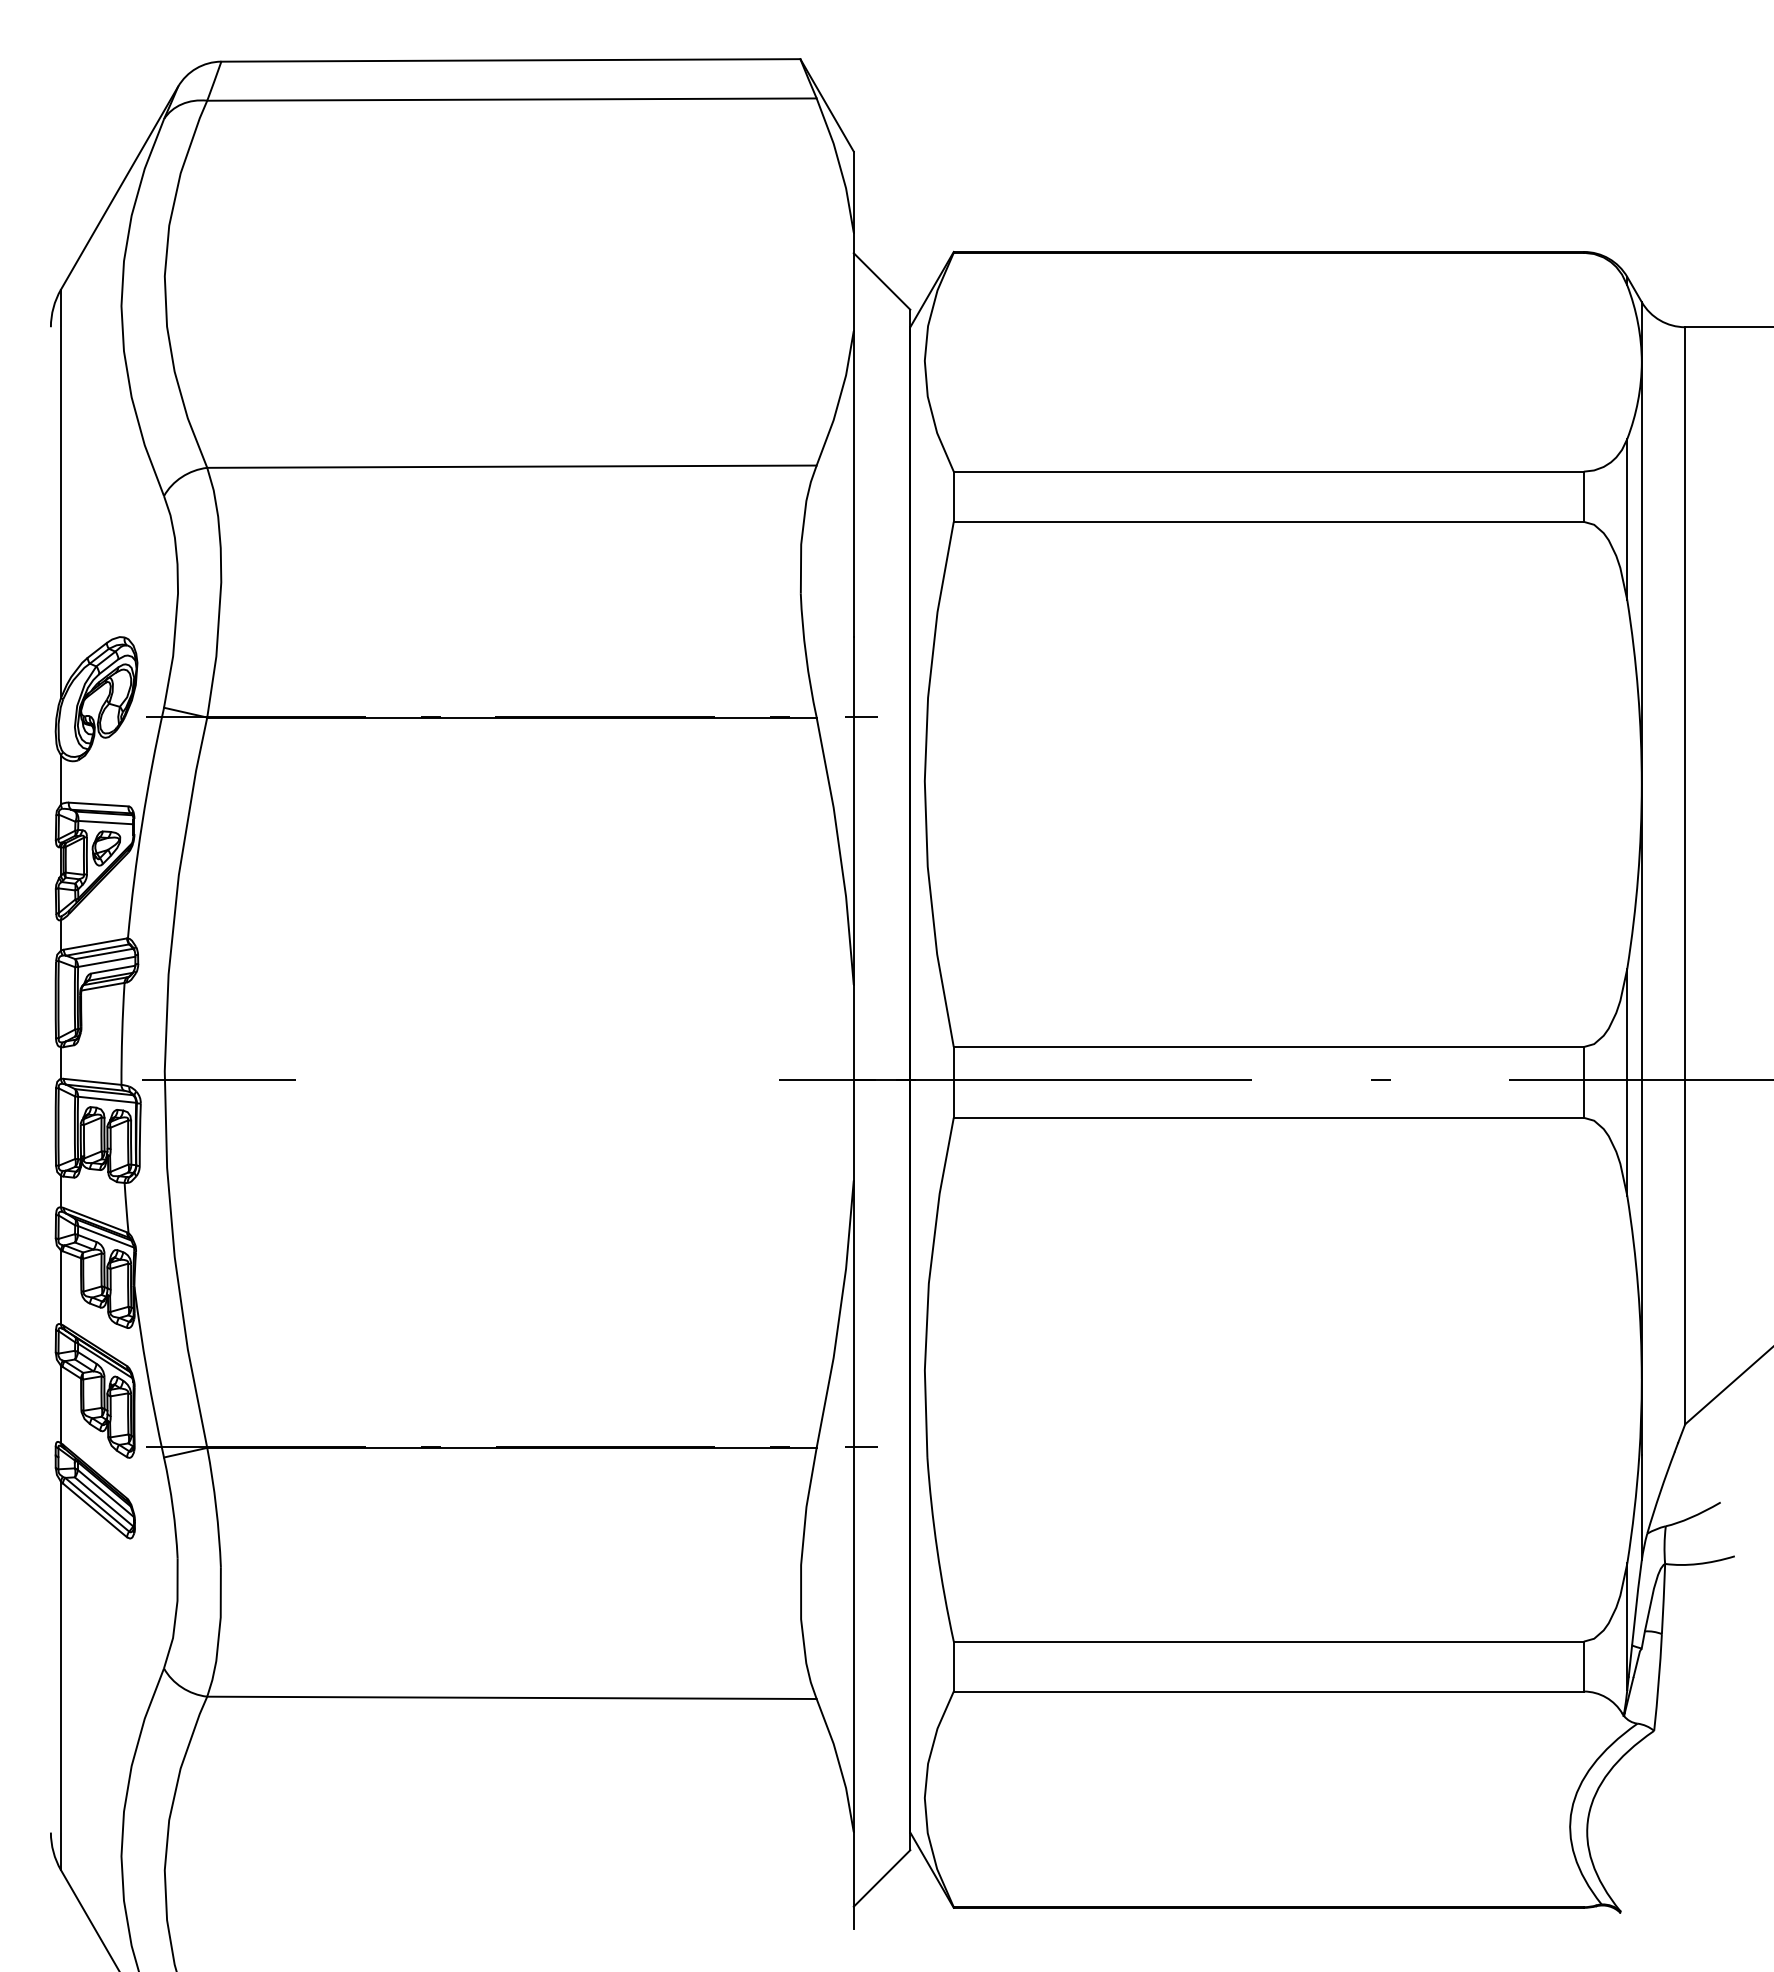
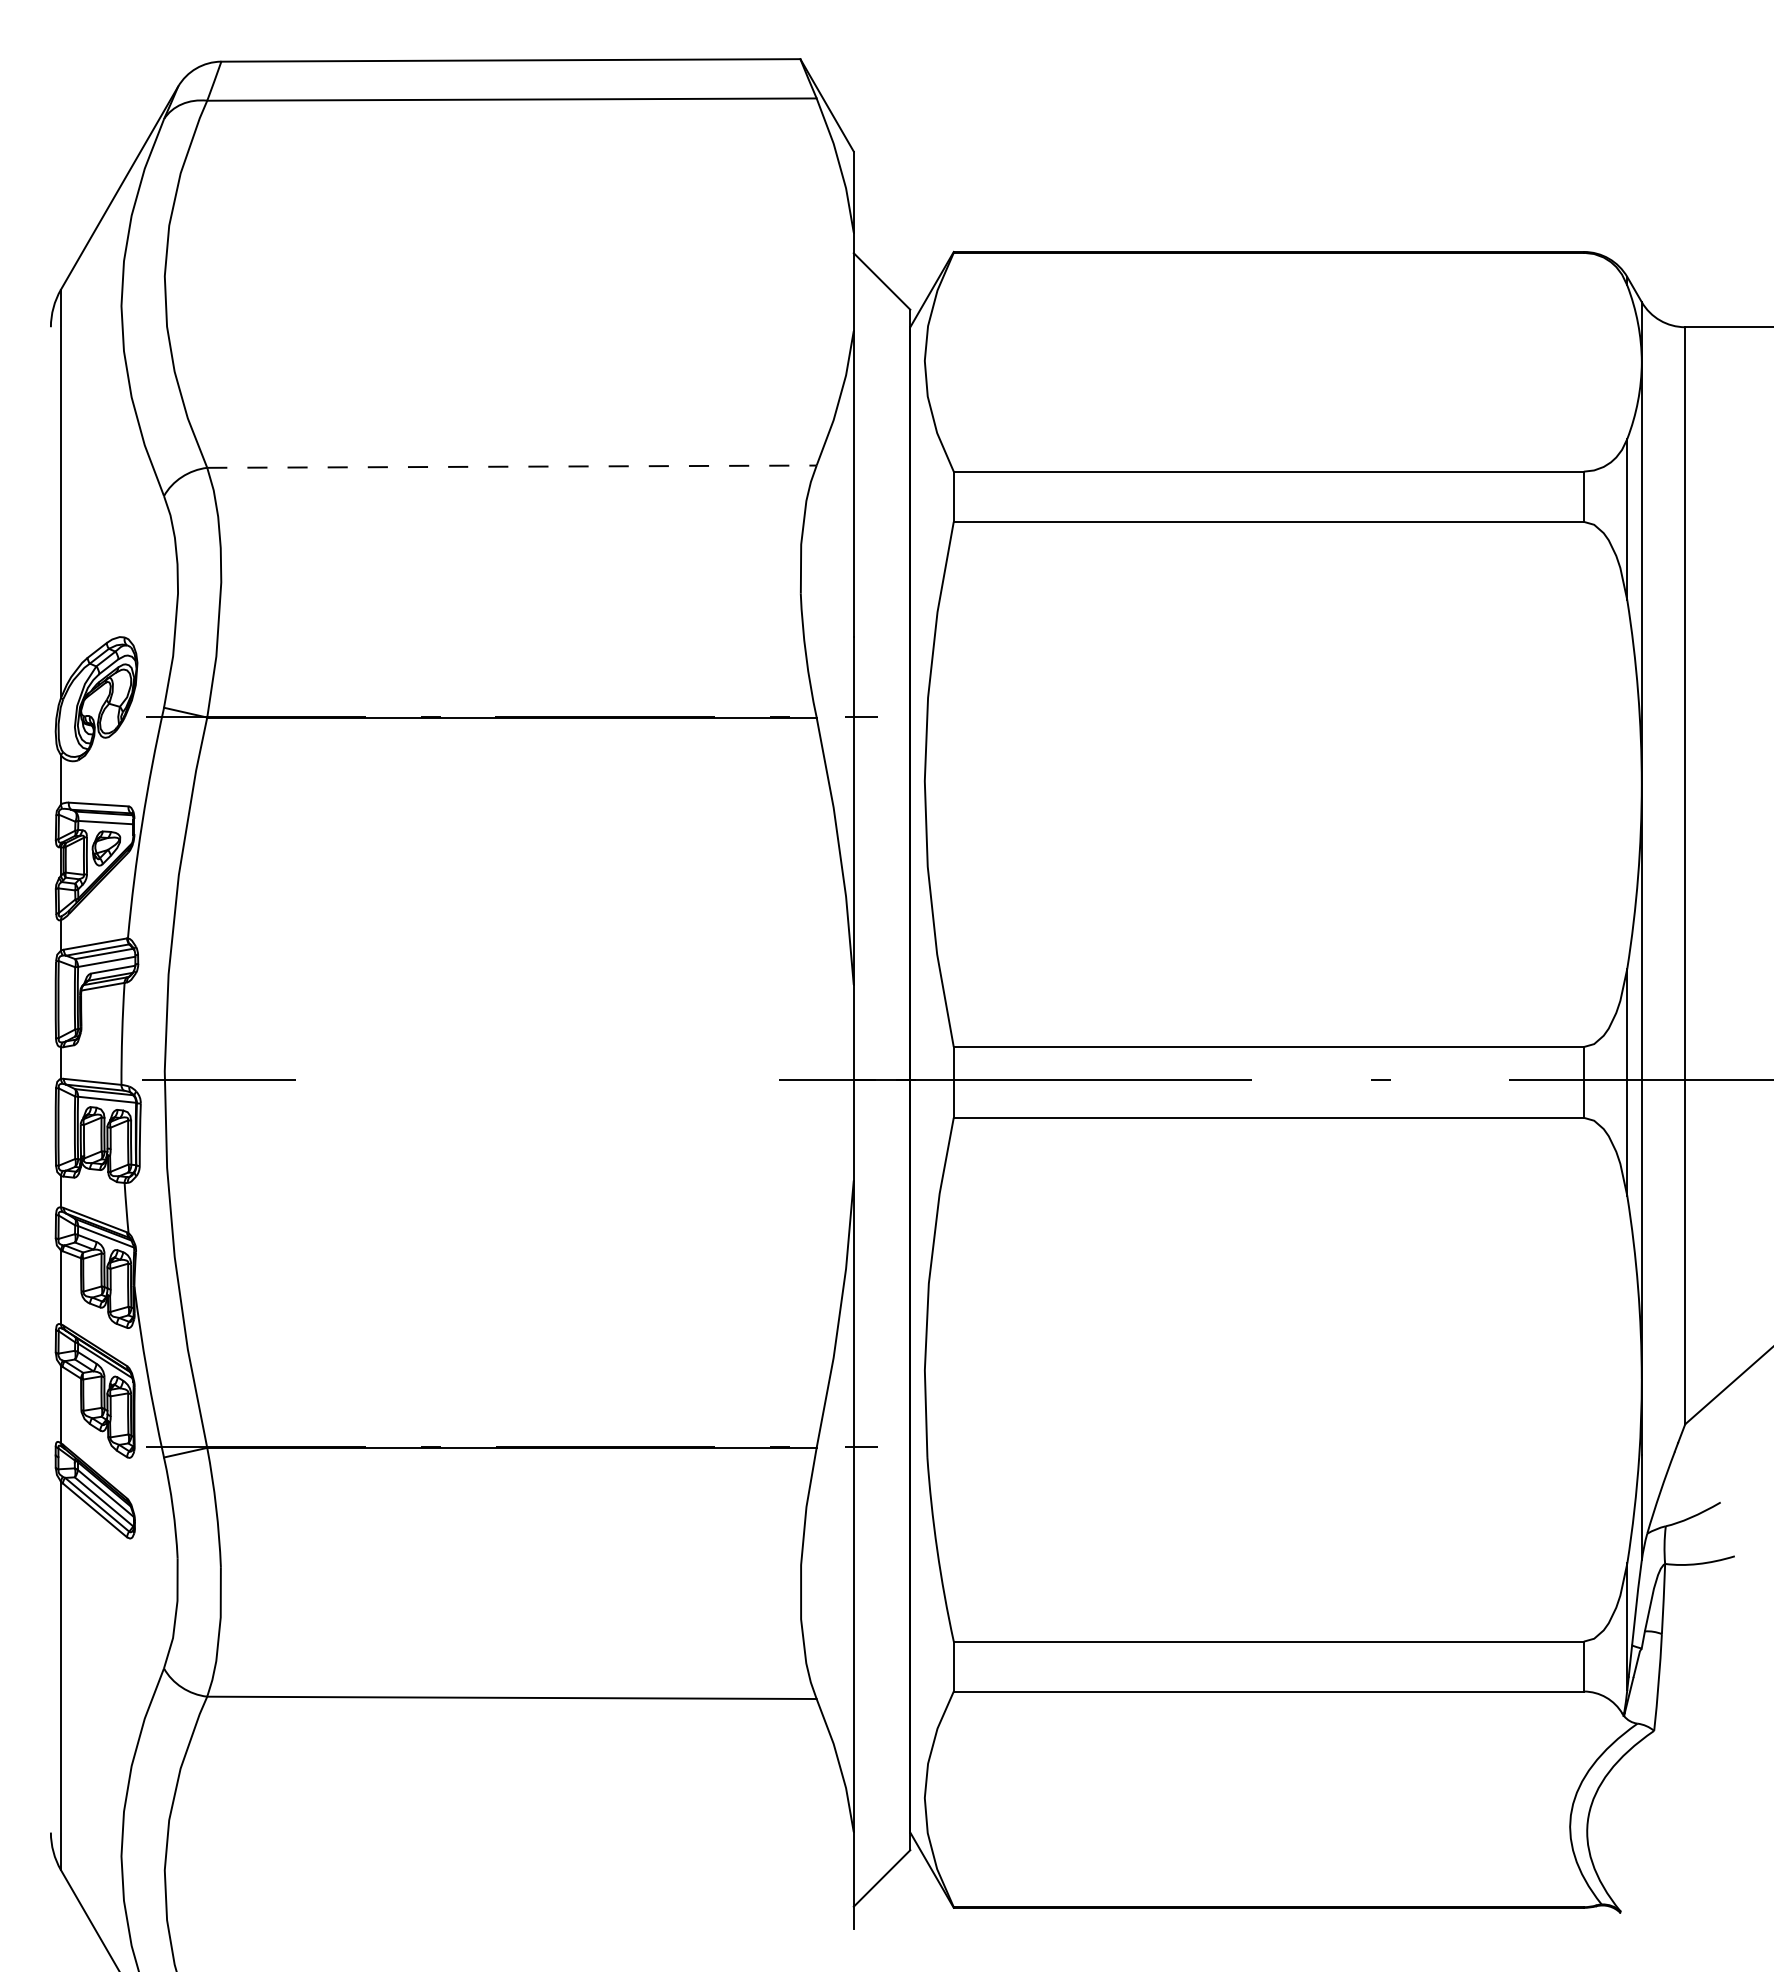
line: solid -> dashed (511, 466)
